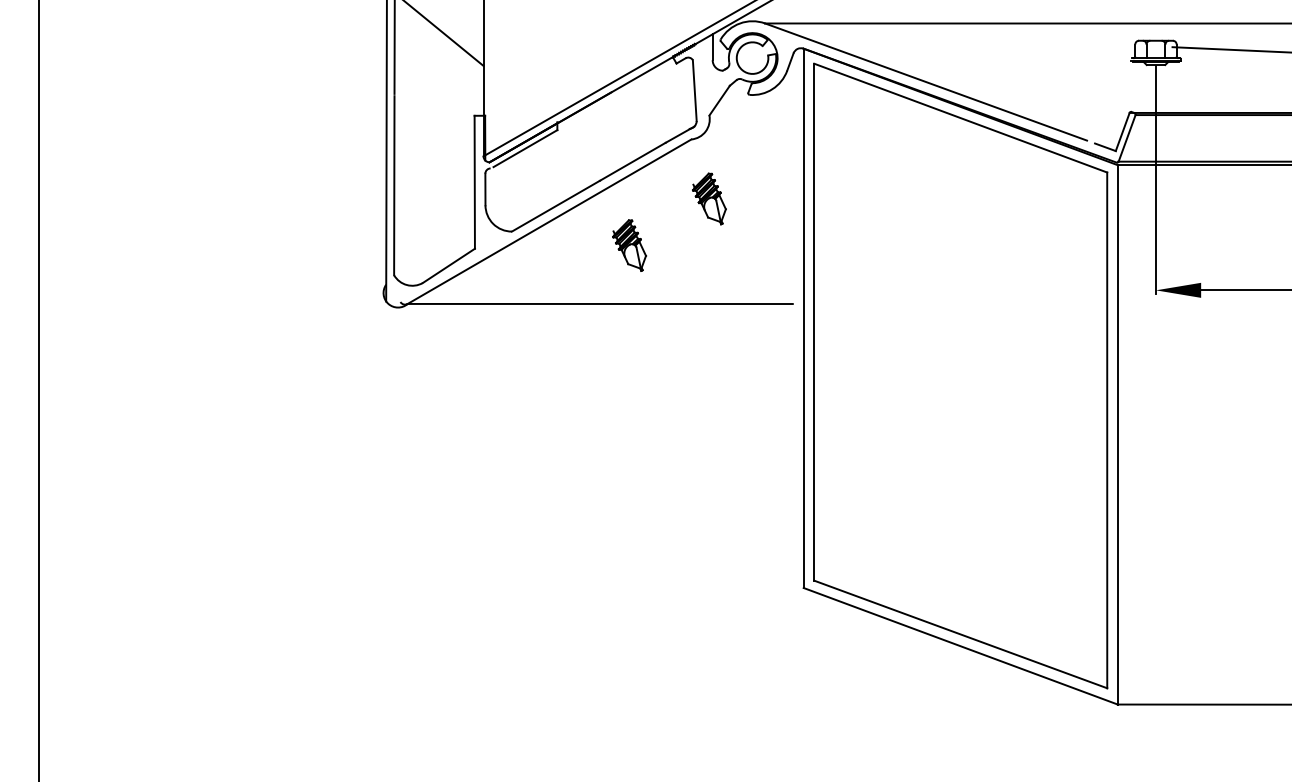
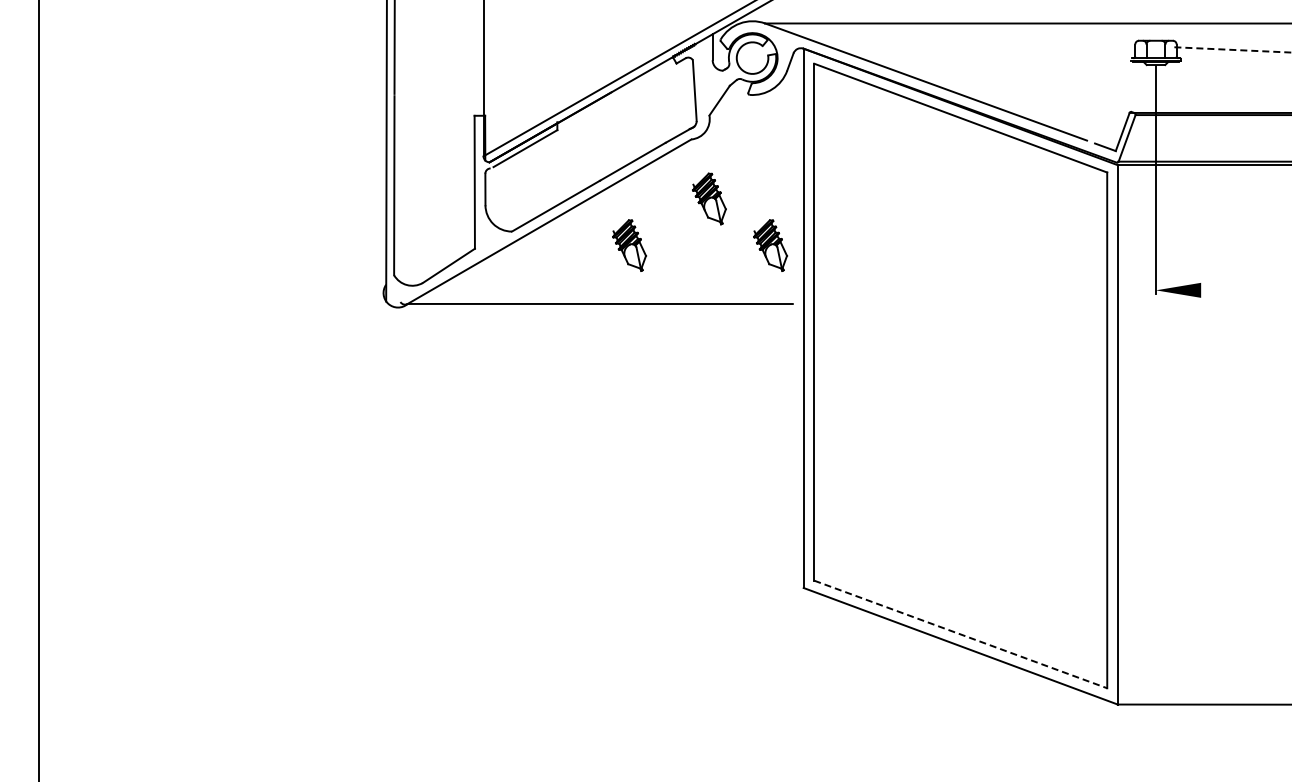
line: present -> none (444, 33)
line: solid -> dashed (1231, 49)
part: none -> present (770, 245)
line: present -> none (1244, 290)
line: solid -> dashed (961, 634)
